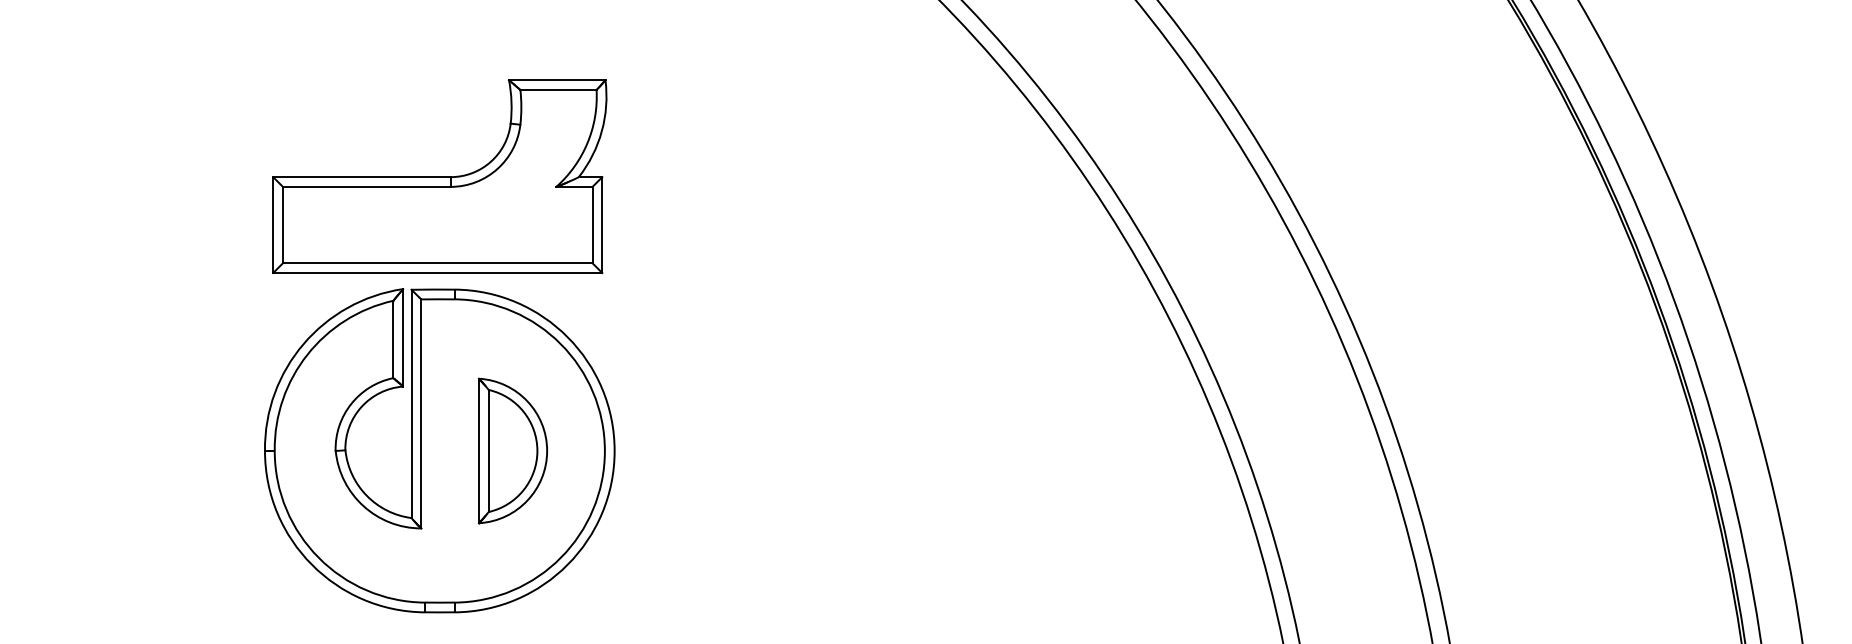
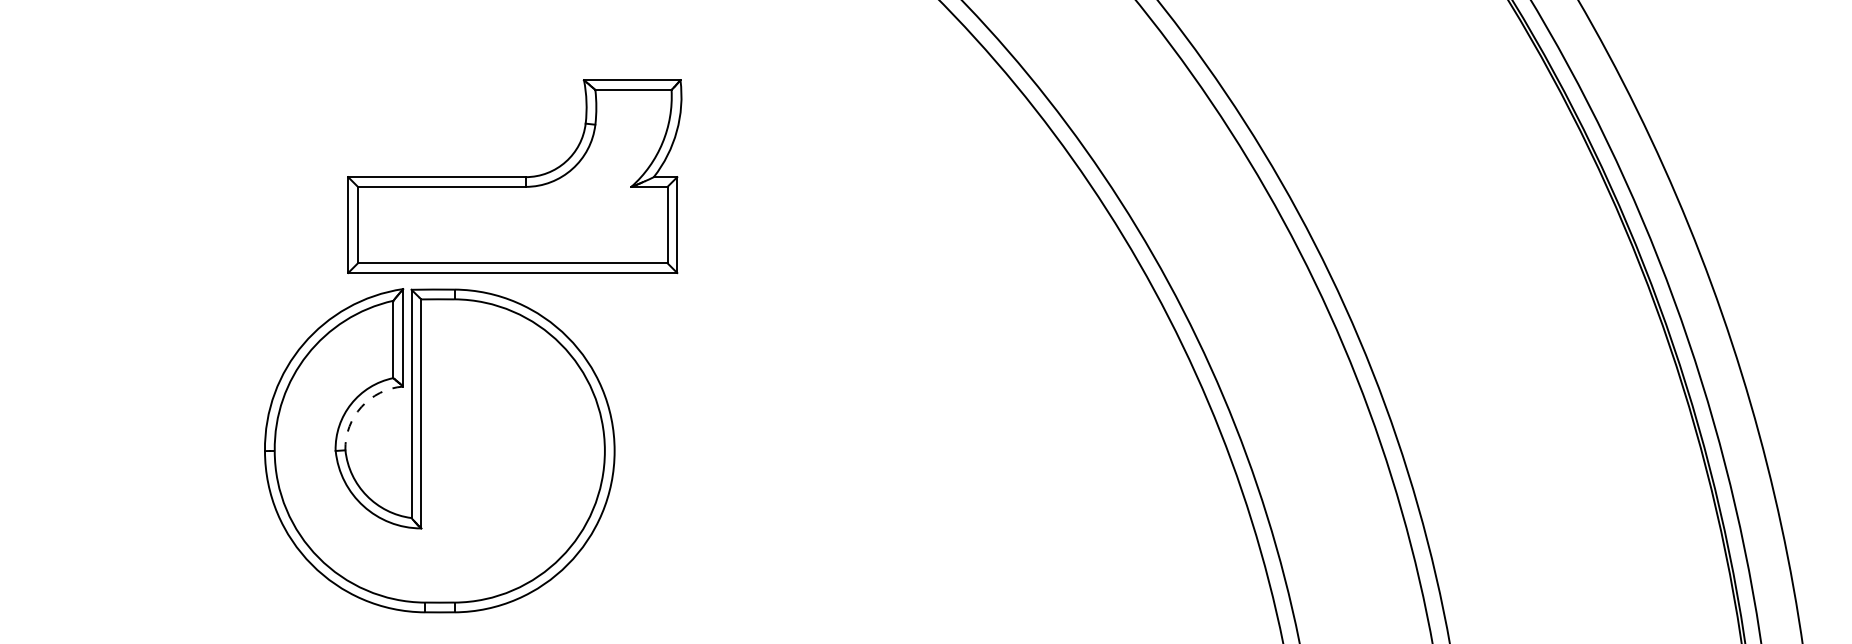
part position: (439, 176) -> (514, 176) (514, 176)
arc: solid -> dashed (361, 406)
part: present -> none (512, 450)
